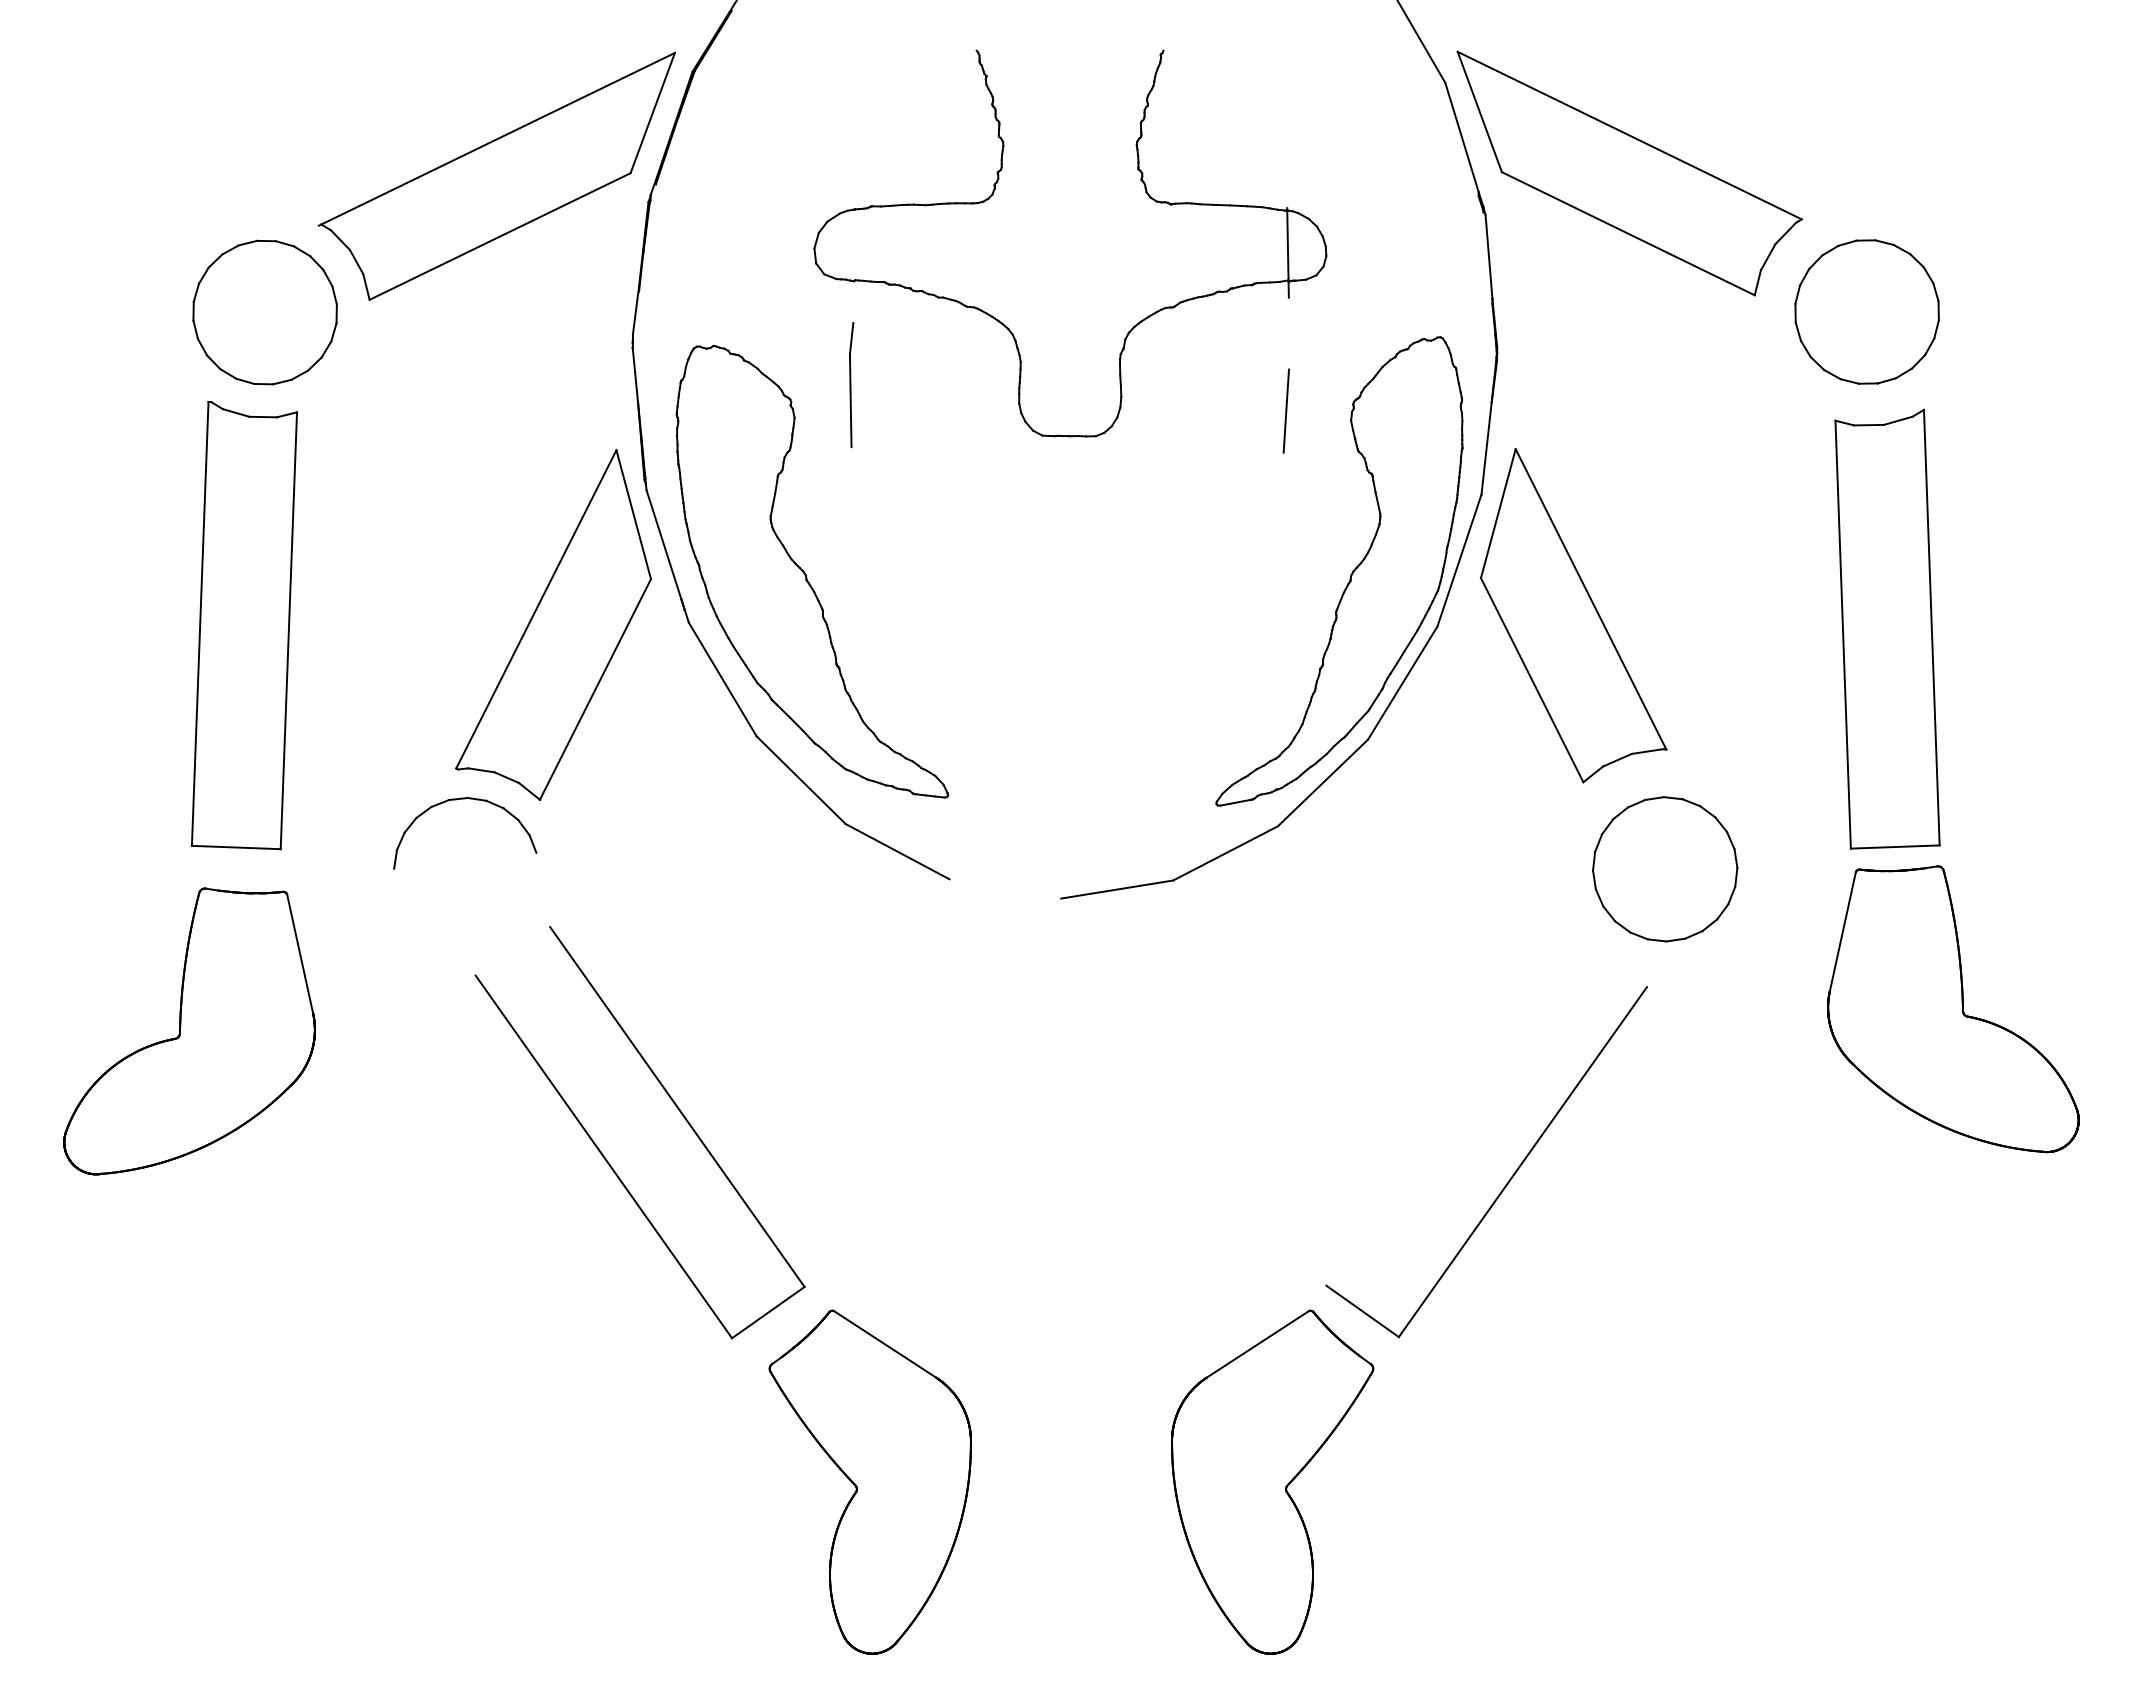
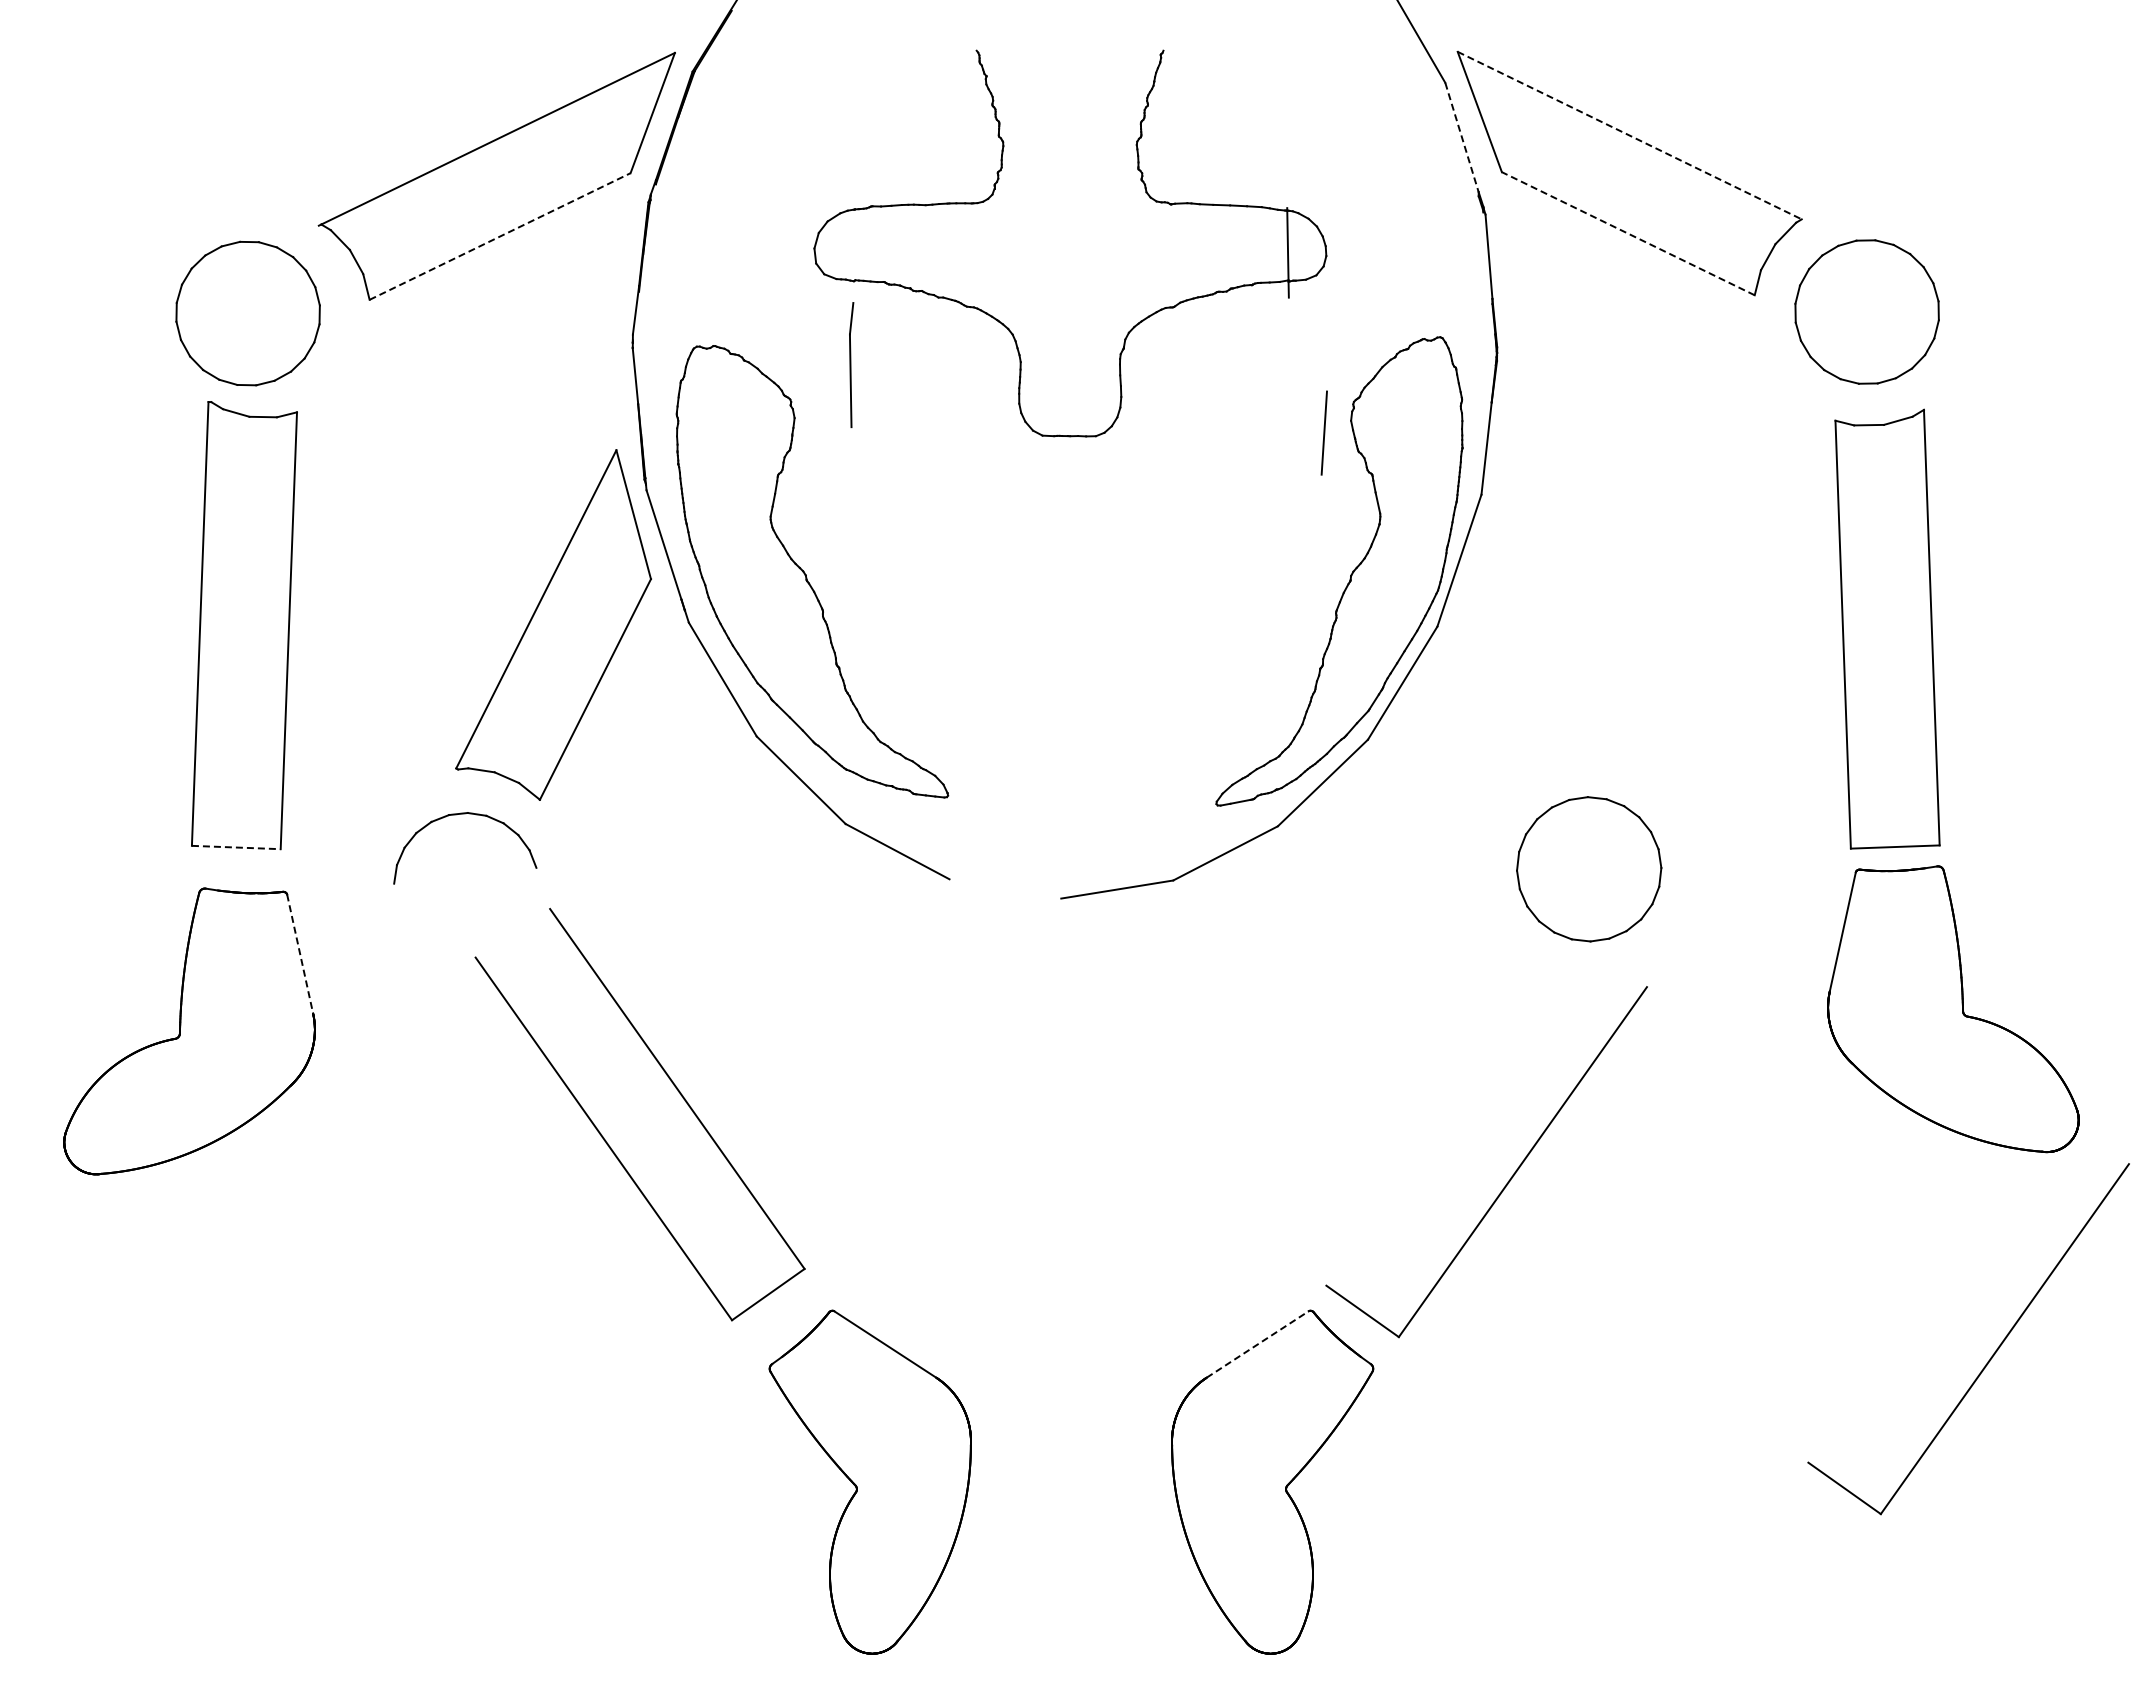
line: solid -> dashed (1630, 135)
line: solid -> dashed (1462, 138)
line: solid -> dashed (1628, 233)
line: solid -> dashed (500, 236)
part position: (264, 312) -> (247, 313) (247, 313)
part position: (851, 385) -> (851, 365) (851, 365)
line position: (1285, 410) -> (1323, 432) (1323, 432)
part: present -> none (1573, 615)
part position: (465, 799) -> (465, 814) (465, 814)
line: solid -> dashed (236, 847)
part position: (1665, 869) -> (1589, 869) (1589, 869)
line: solid -> dashed (300, 954)
part position: (606, 1158) -> (606, 1140) (606, 1140)
line: solid -> dashed (1257, 1344)
part: none -> present (1992, 1354)
